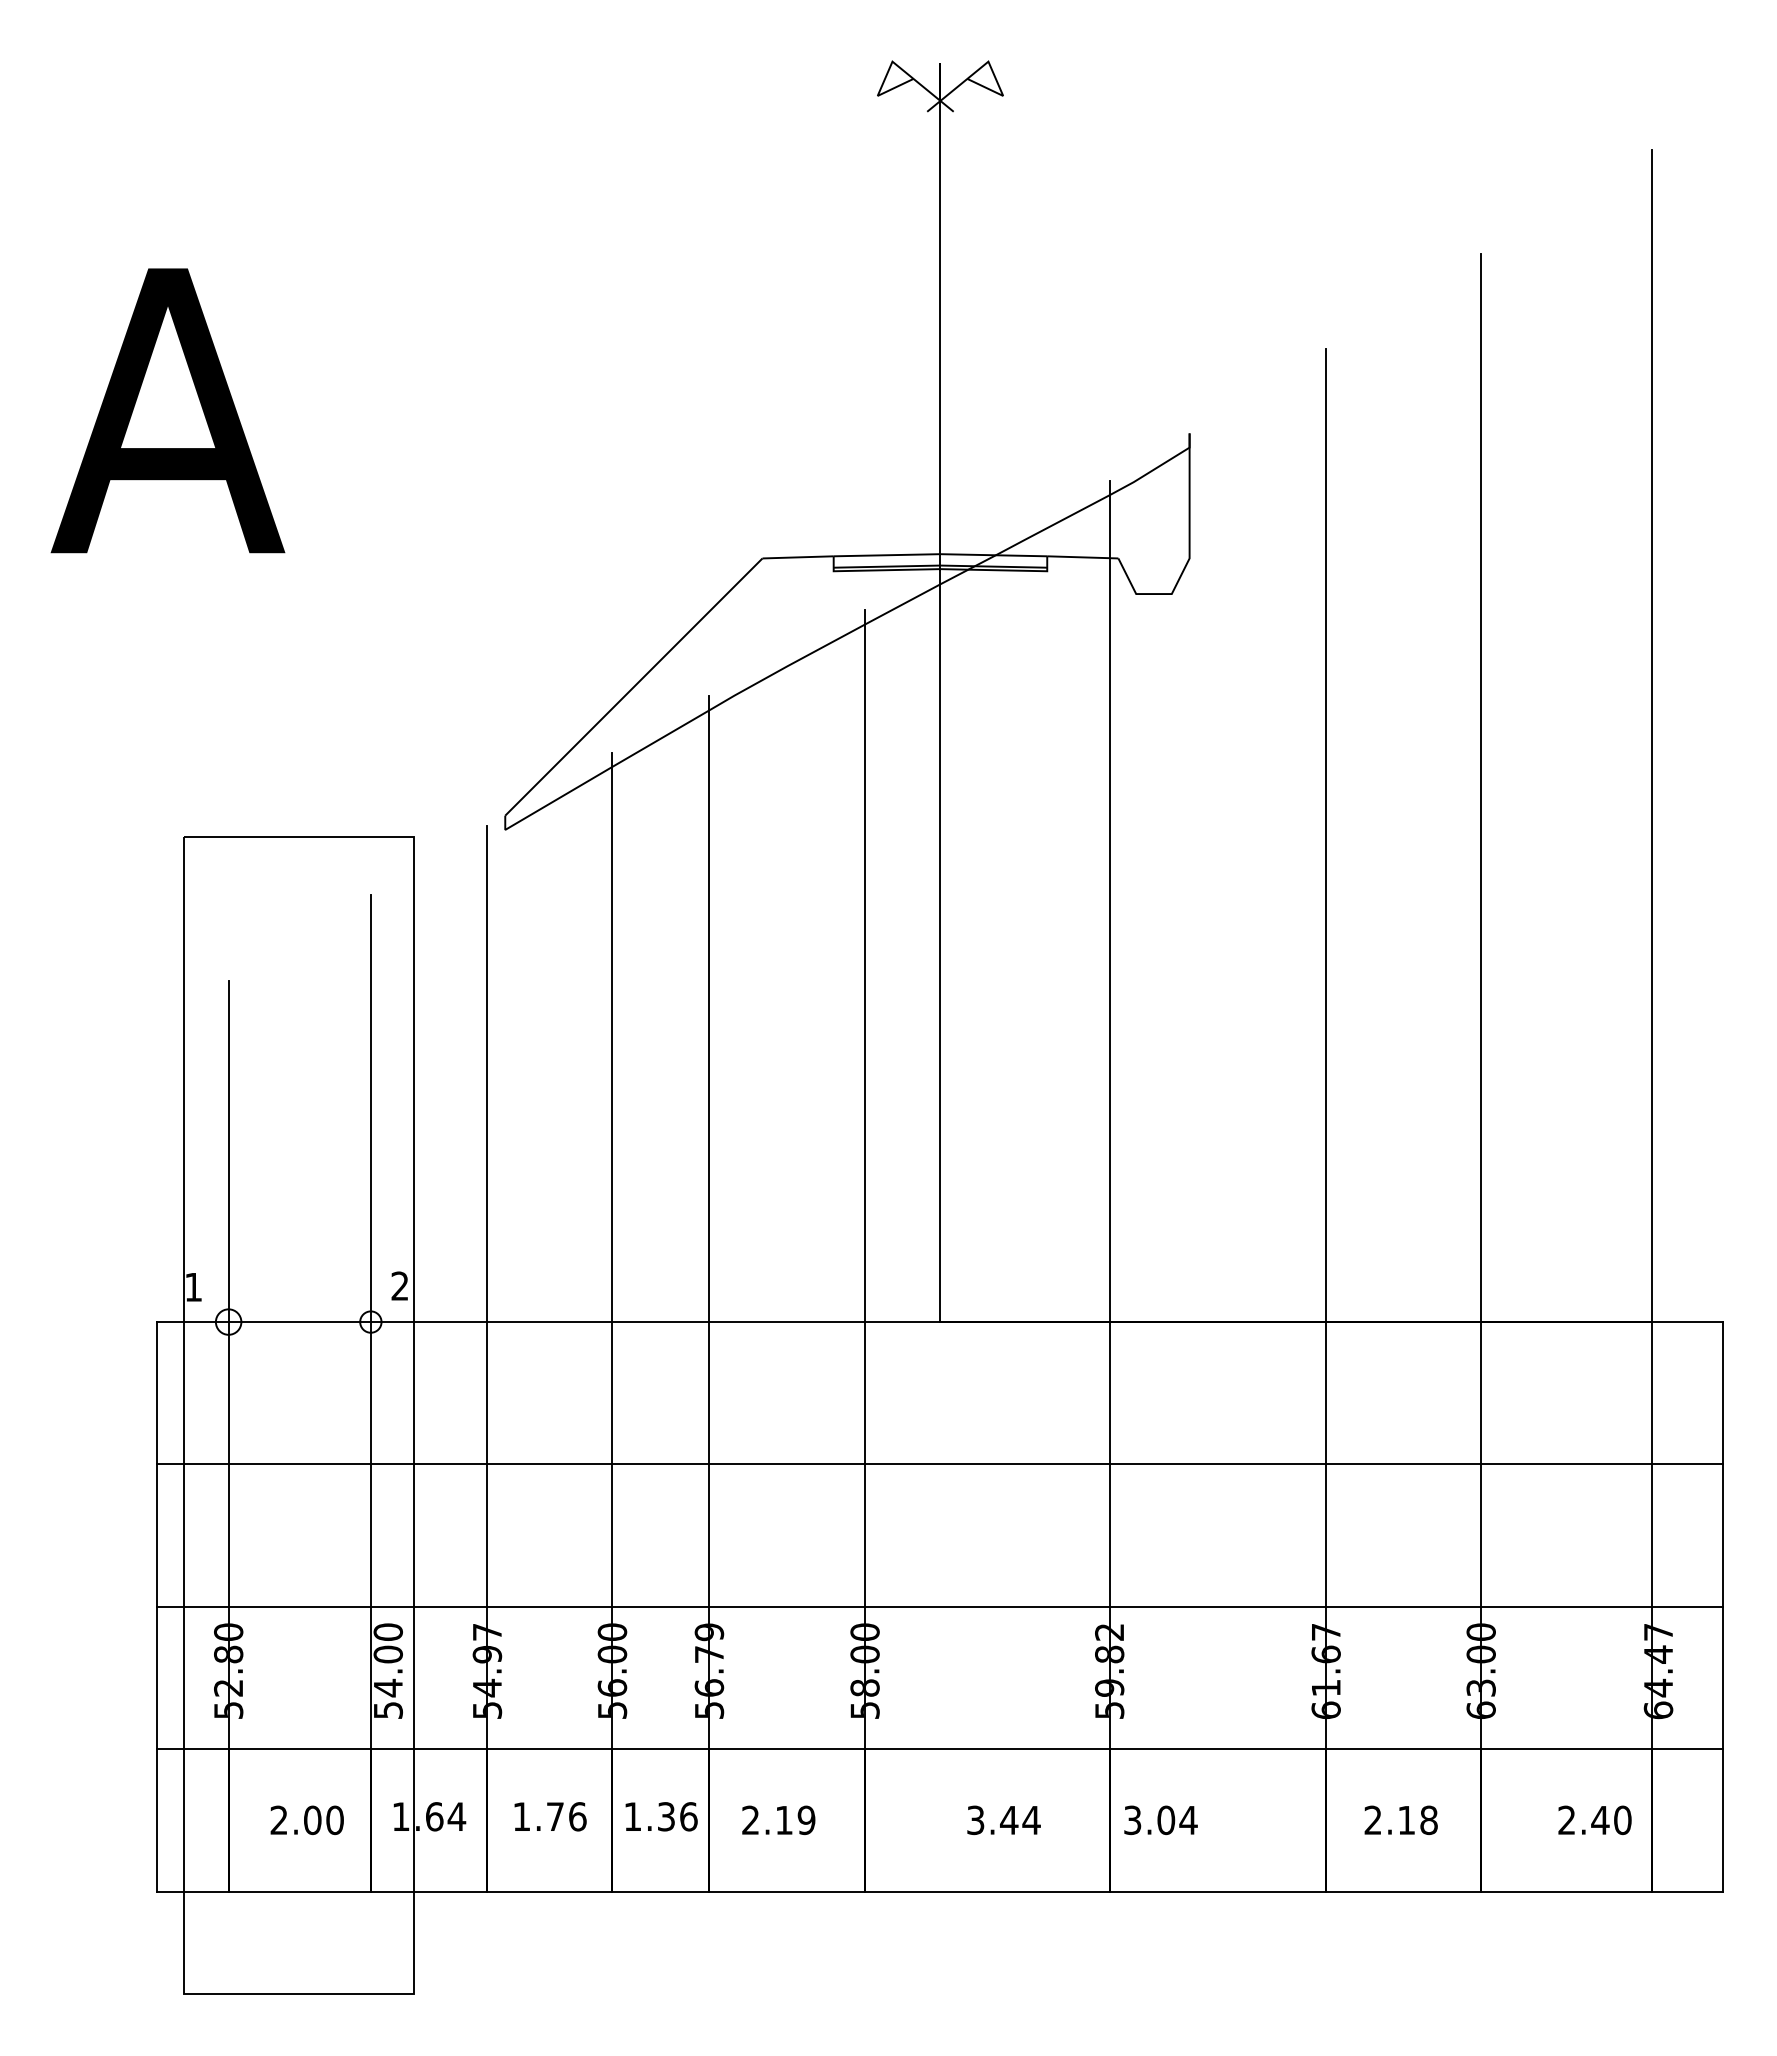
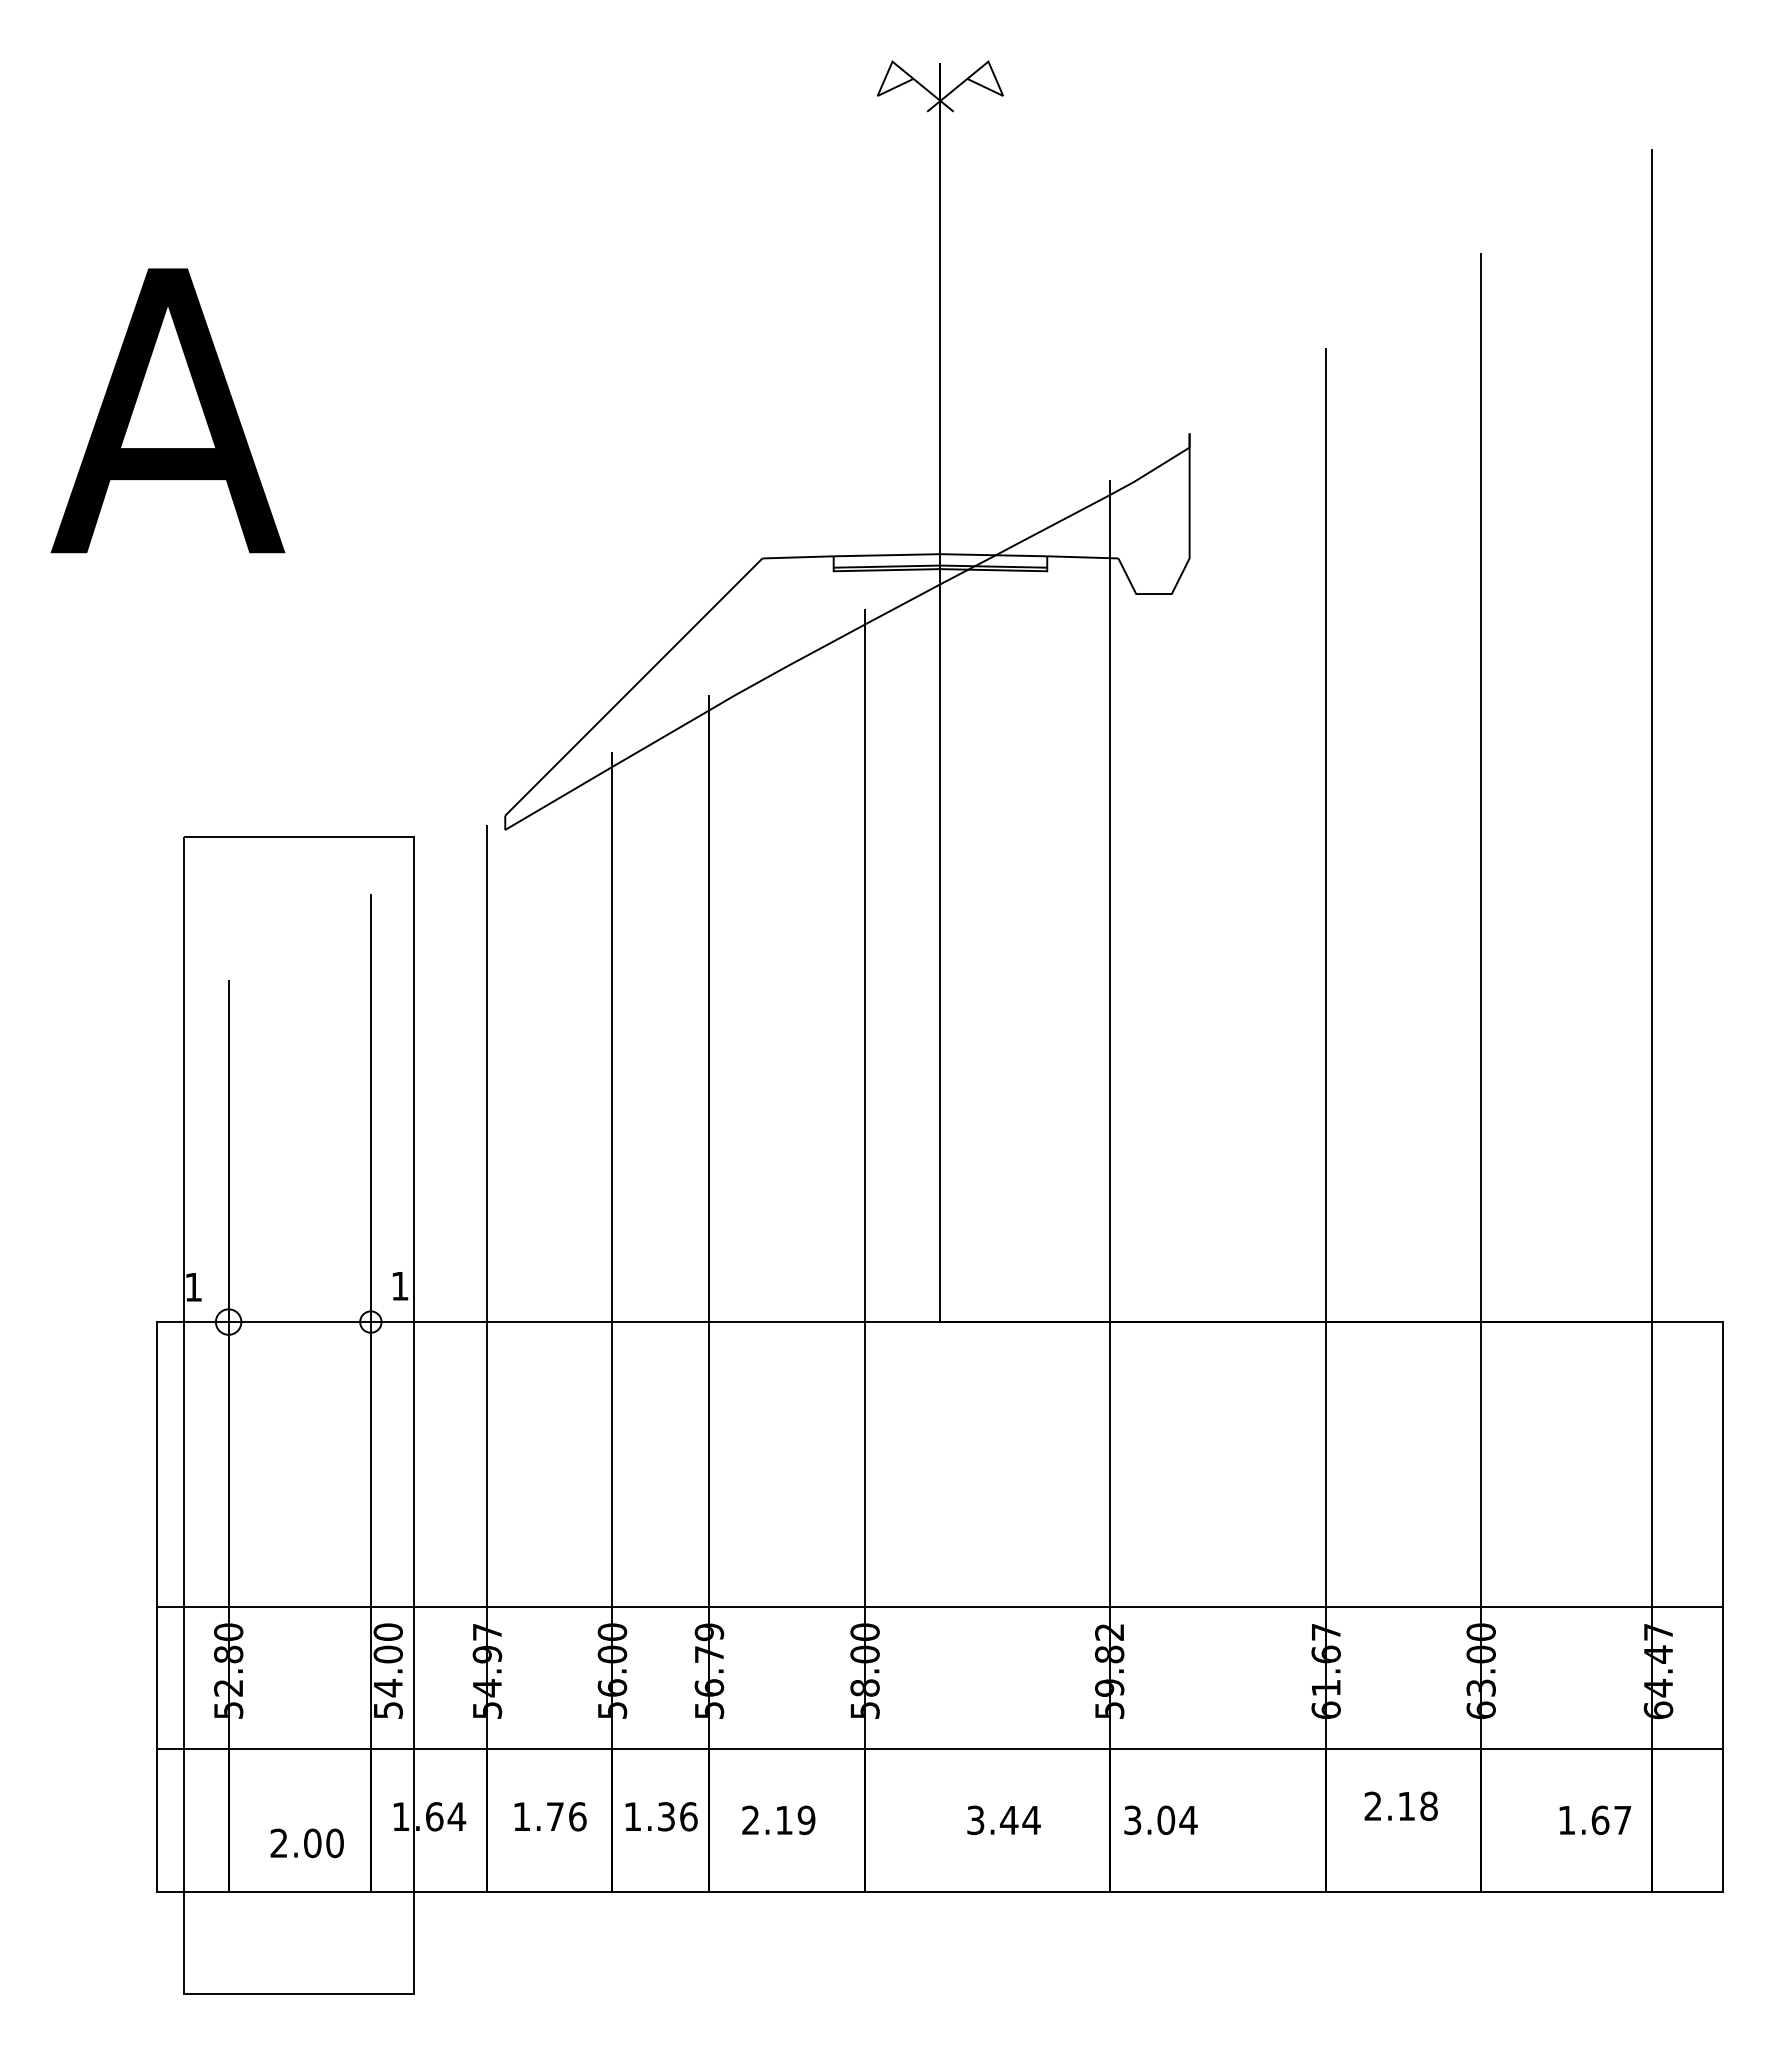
text: 2 -> 1 (399, 1285)
line: present -> none (940, 1464)
text position: (1400, 1819) -> (1400, 1805) (1400, 1805)
text position: (306, 1820) -> (306, 1843) (306, 1843)
text: 2.40 -> 1.67 (1594, 1820)
